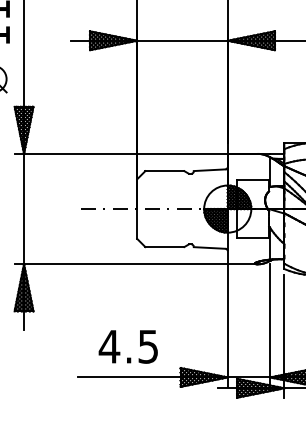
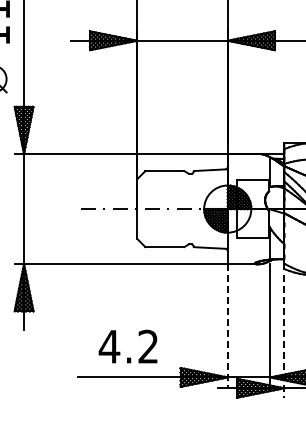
line: solid -> dashed (227, 326)
line: solid -> dashed (284, 336)
text: 4.5 -> 4.2 (147, 346)
